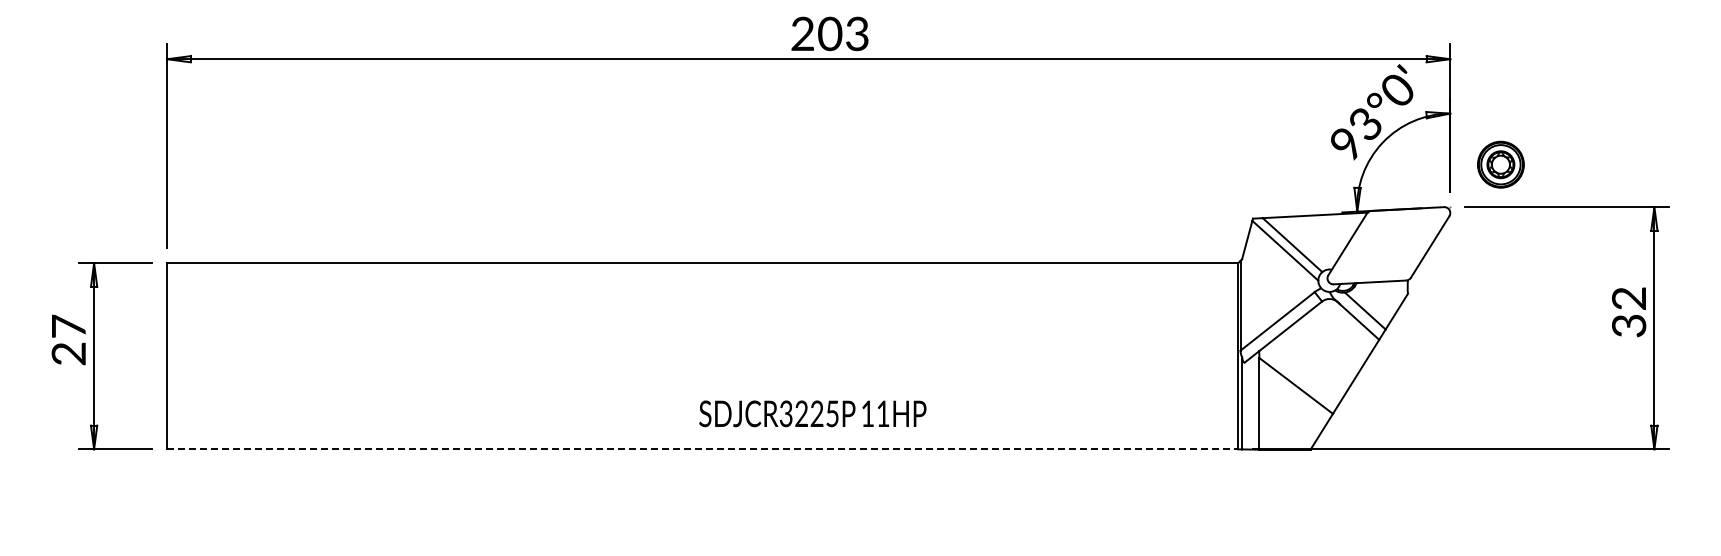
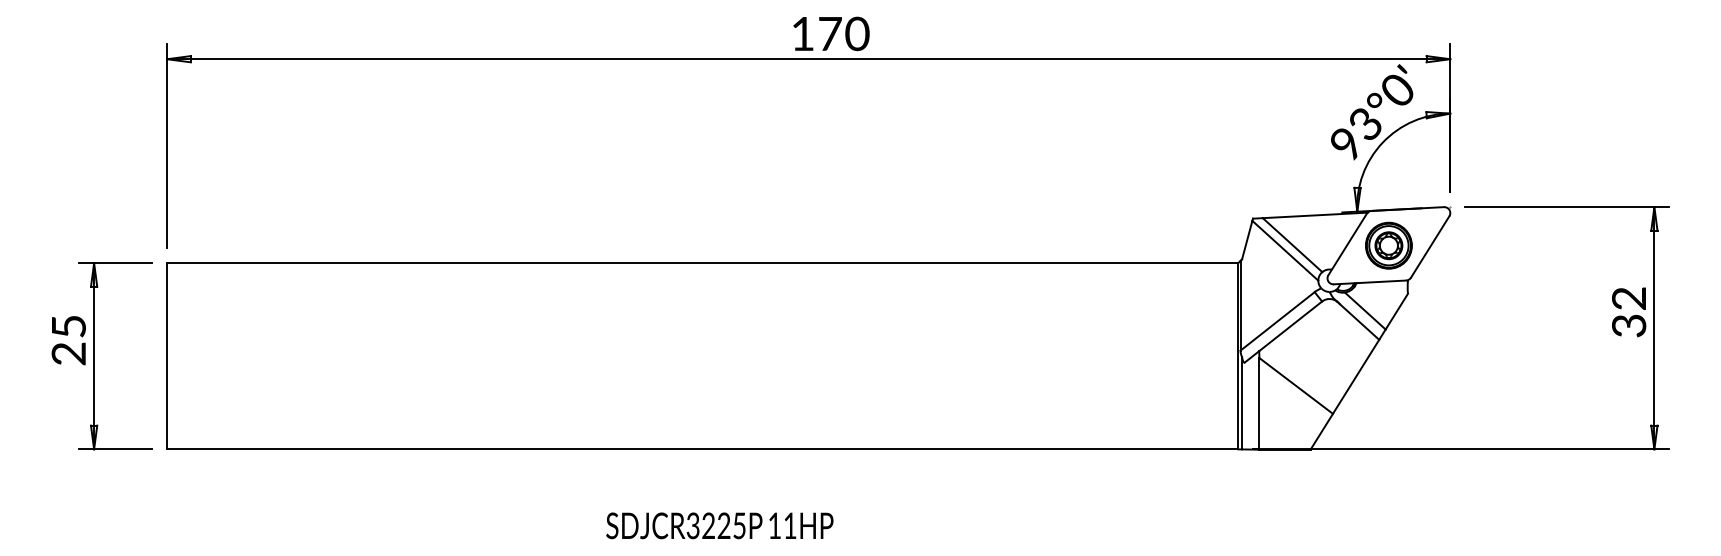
text: 203 -> 170 (830, 33)
part position: (1500, 164) -> (1388, 245) (1388, 245)
text: 27 -> 25 (68, 325)
text position: (812, 413) -> (719, 525) (719, 525)
line: dashed -> solid (702, 449)
